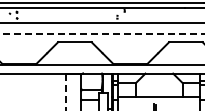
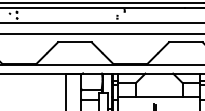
line: dashed -> solid (102, 33)
line: dashed -> solid (65, 92)
